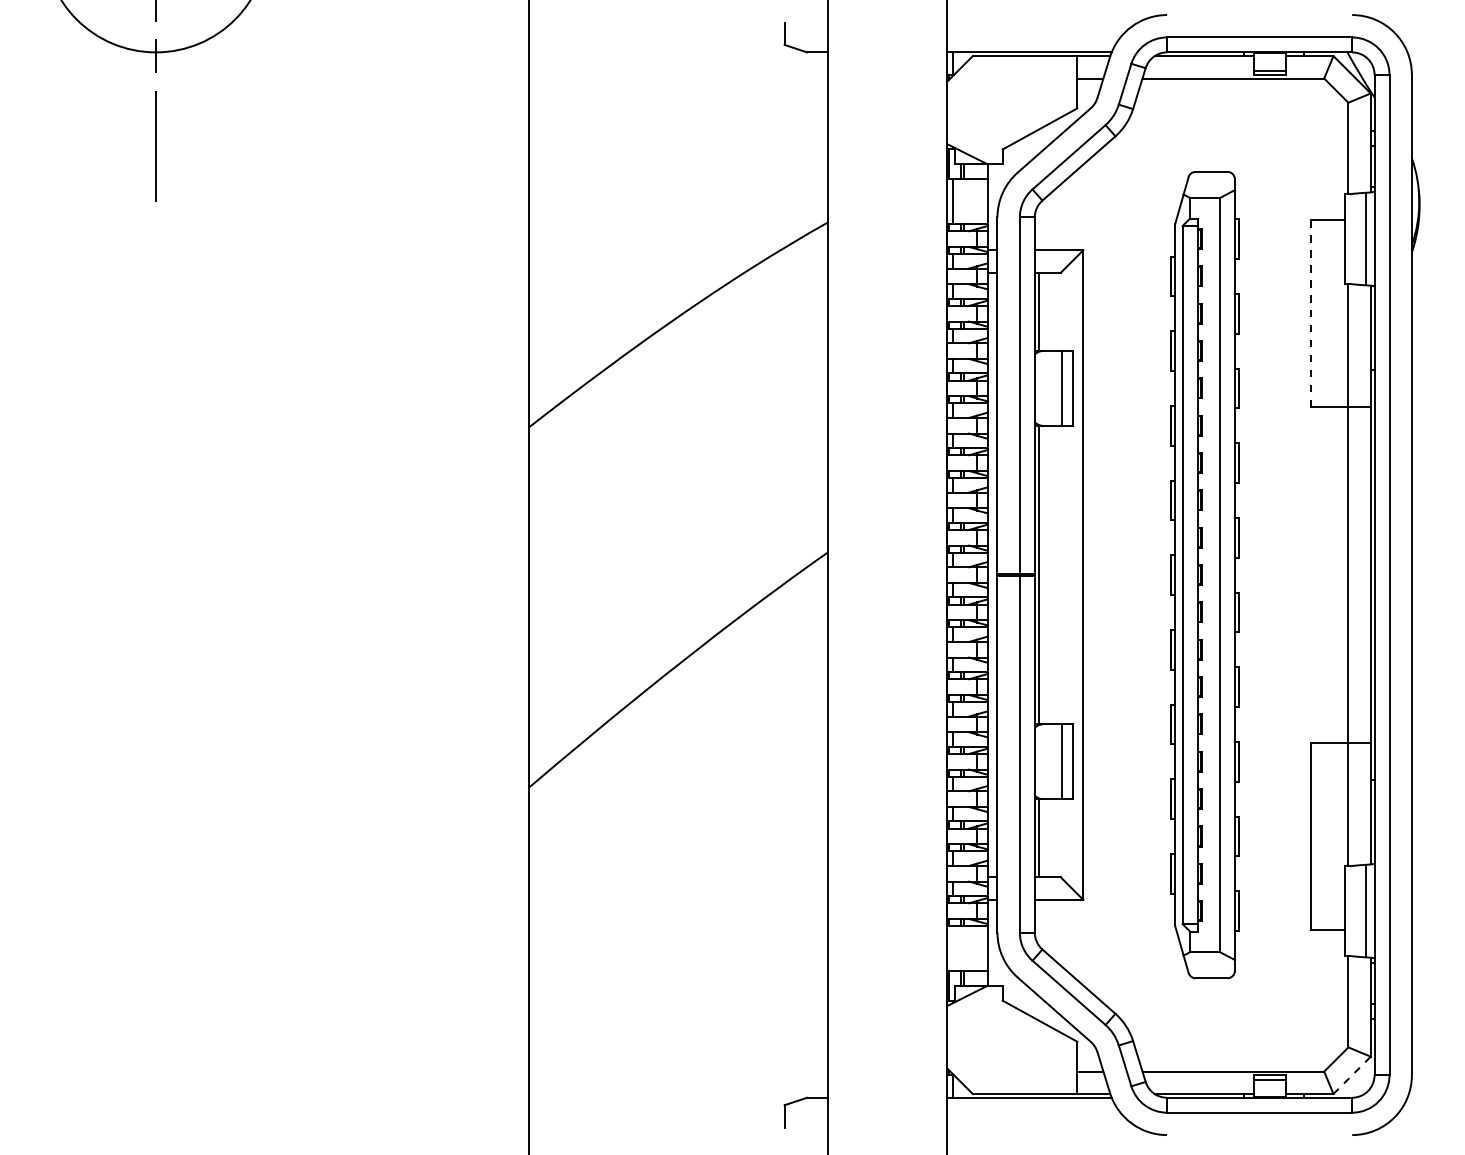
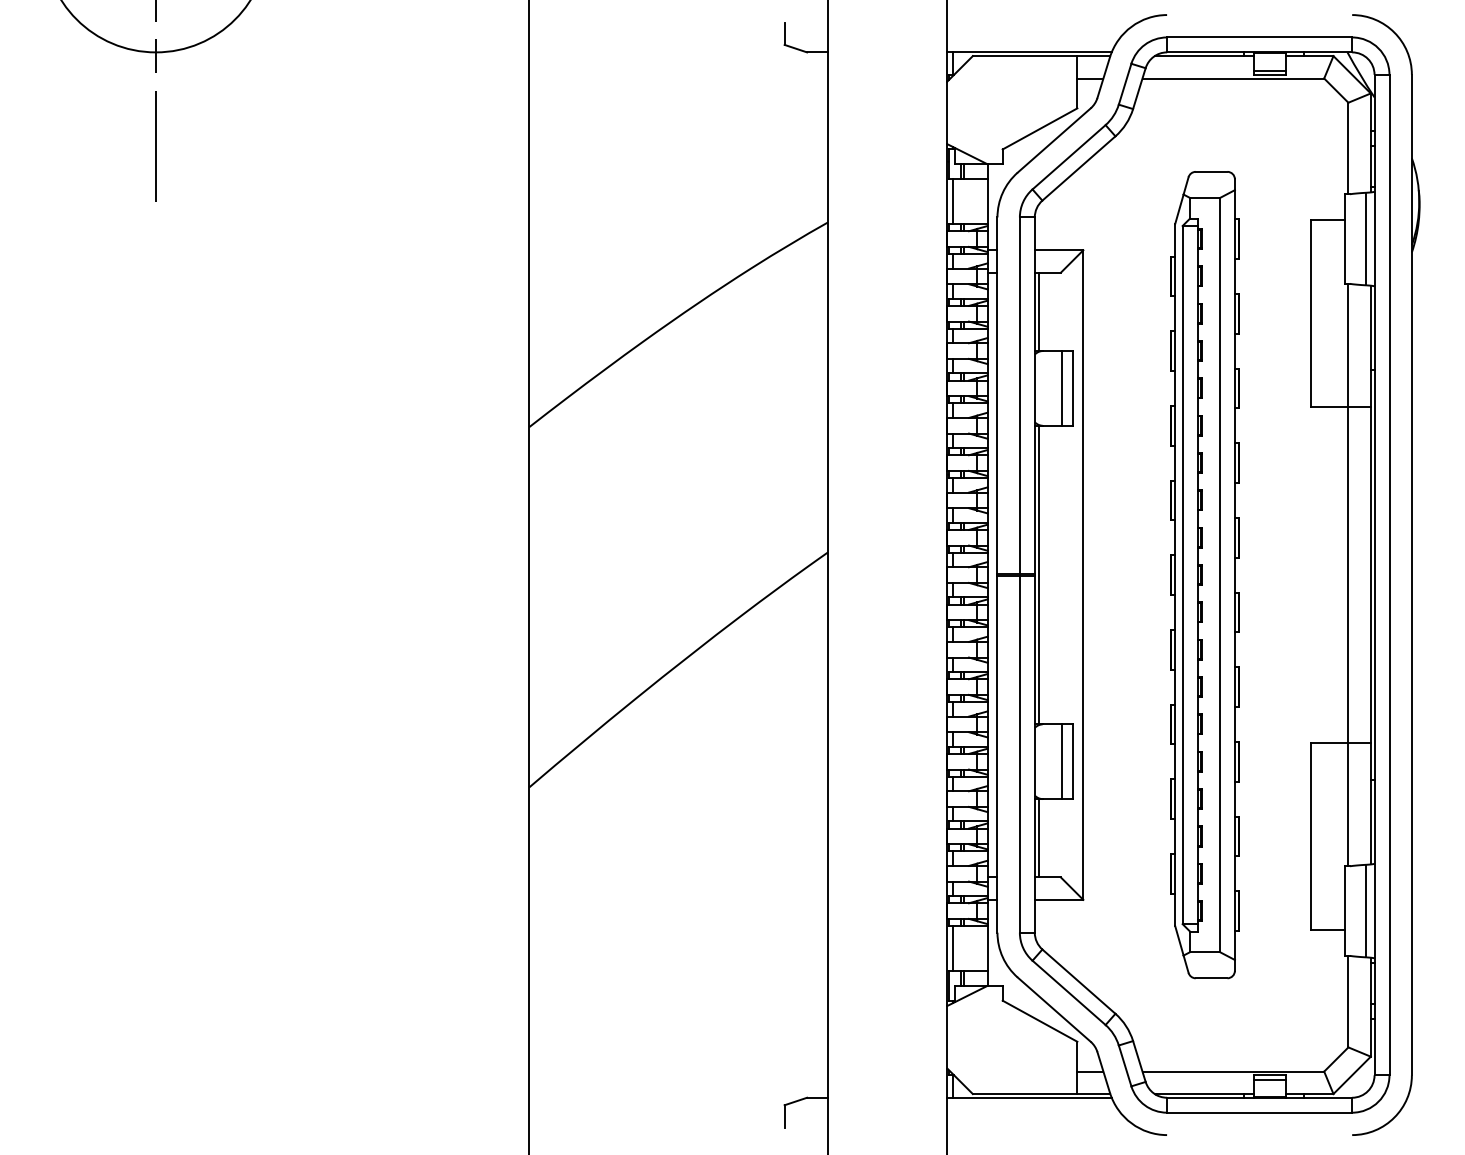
line: dashed -> solid (1311, 313)
line: none -> present (953, 948)
line: dashed -> solid (1352, 1075)
